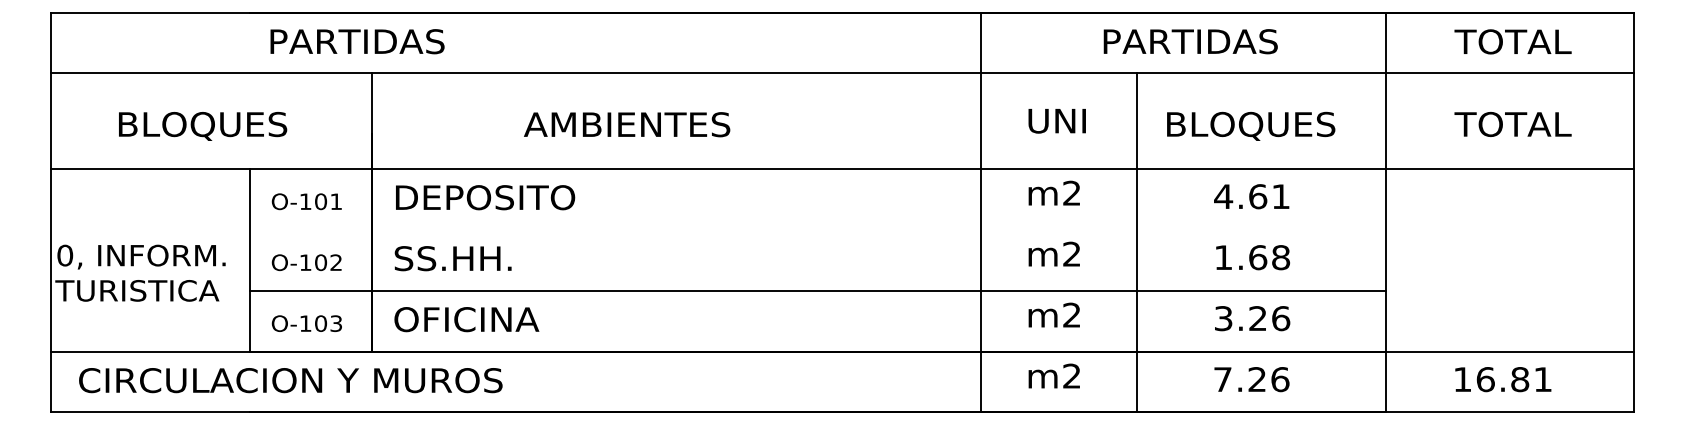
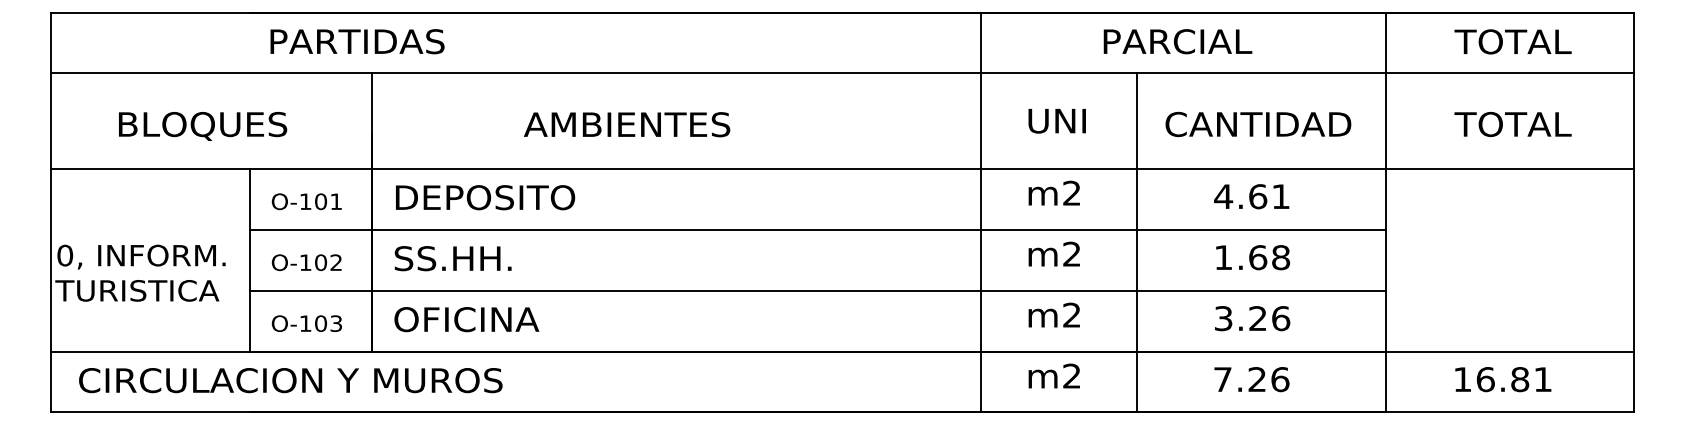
text: PARTIDAS -> PARCIAL (1224, 41)
text: BLOQUES -> CANTIDAD (1258, 125)
line: none -> present (817, 229)
